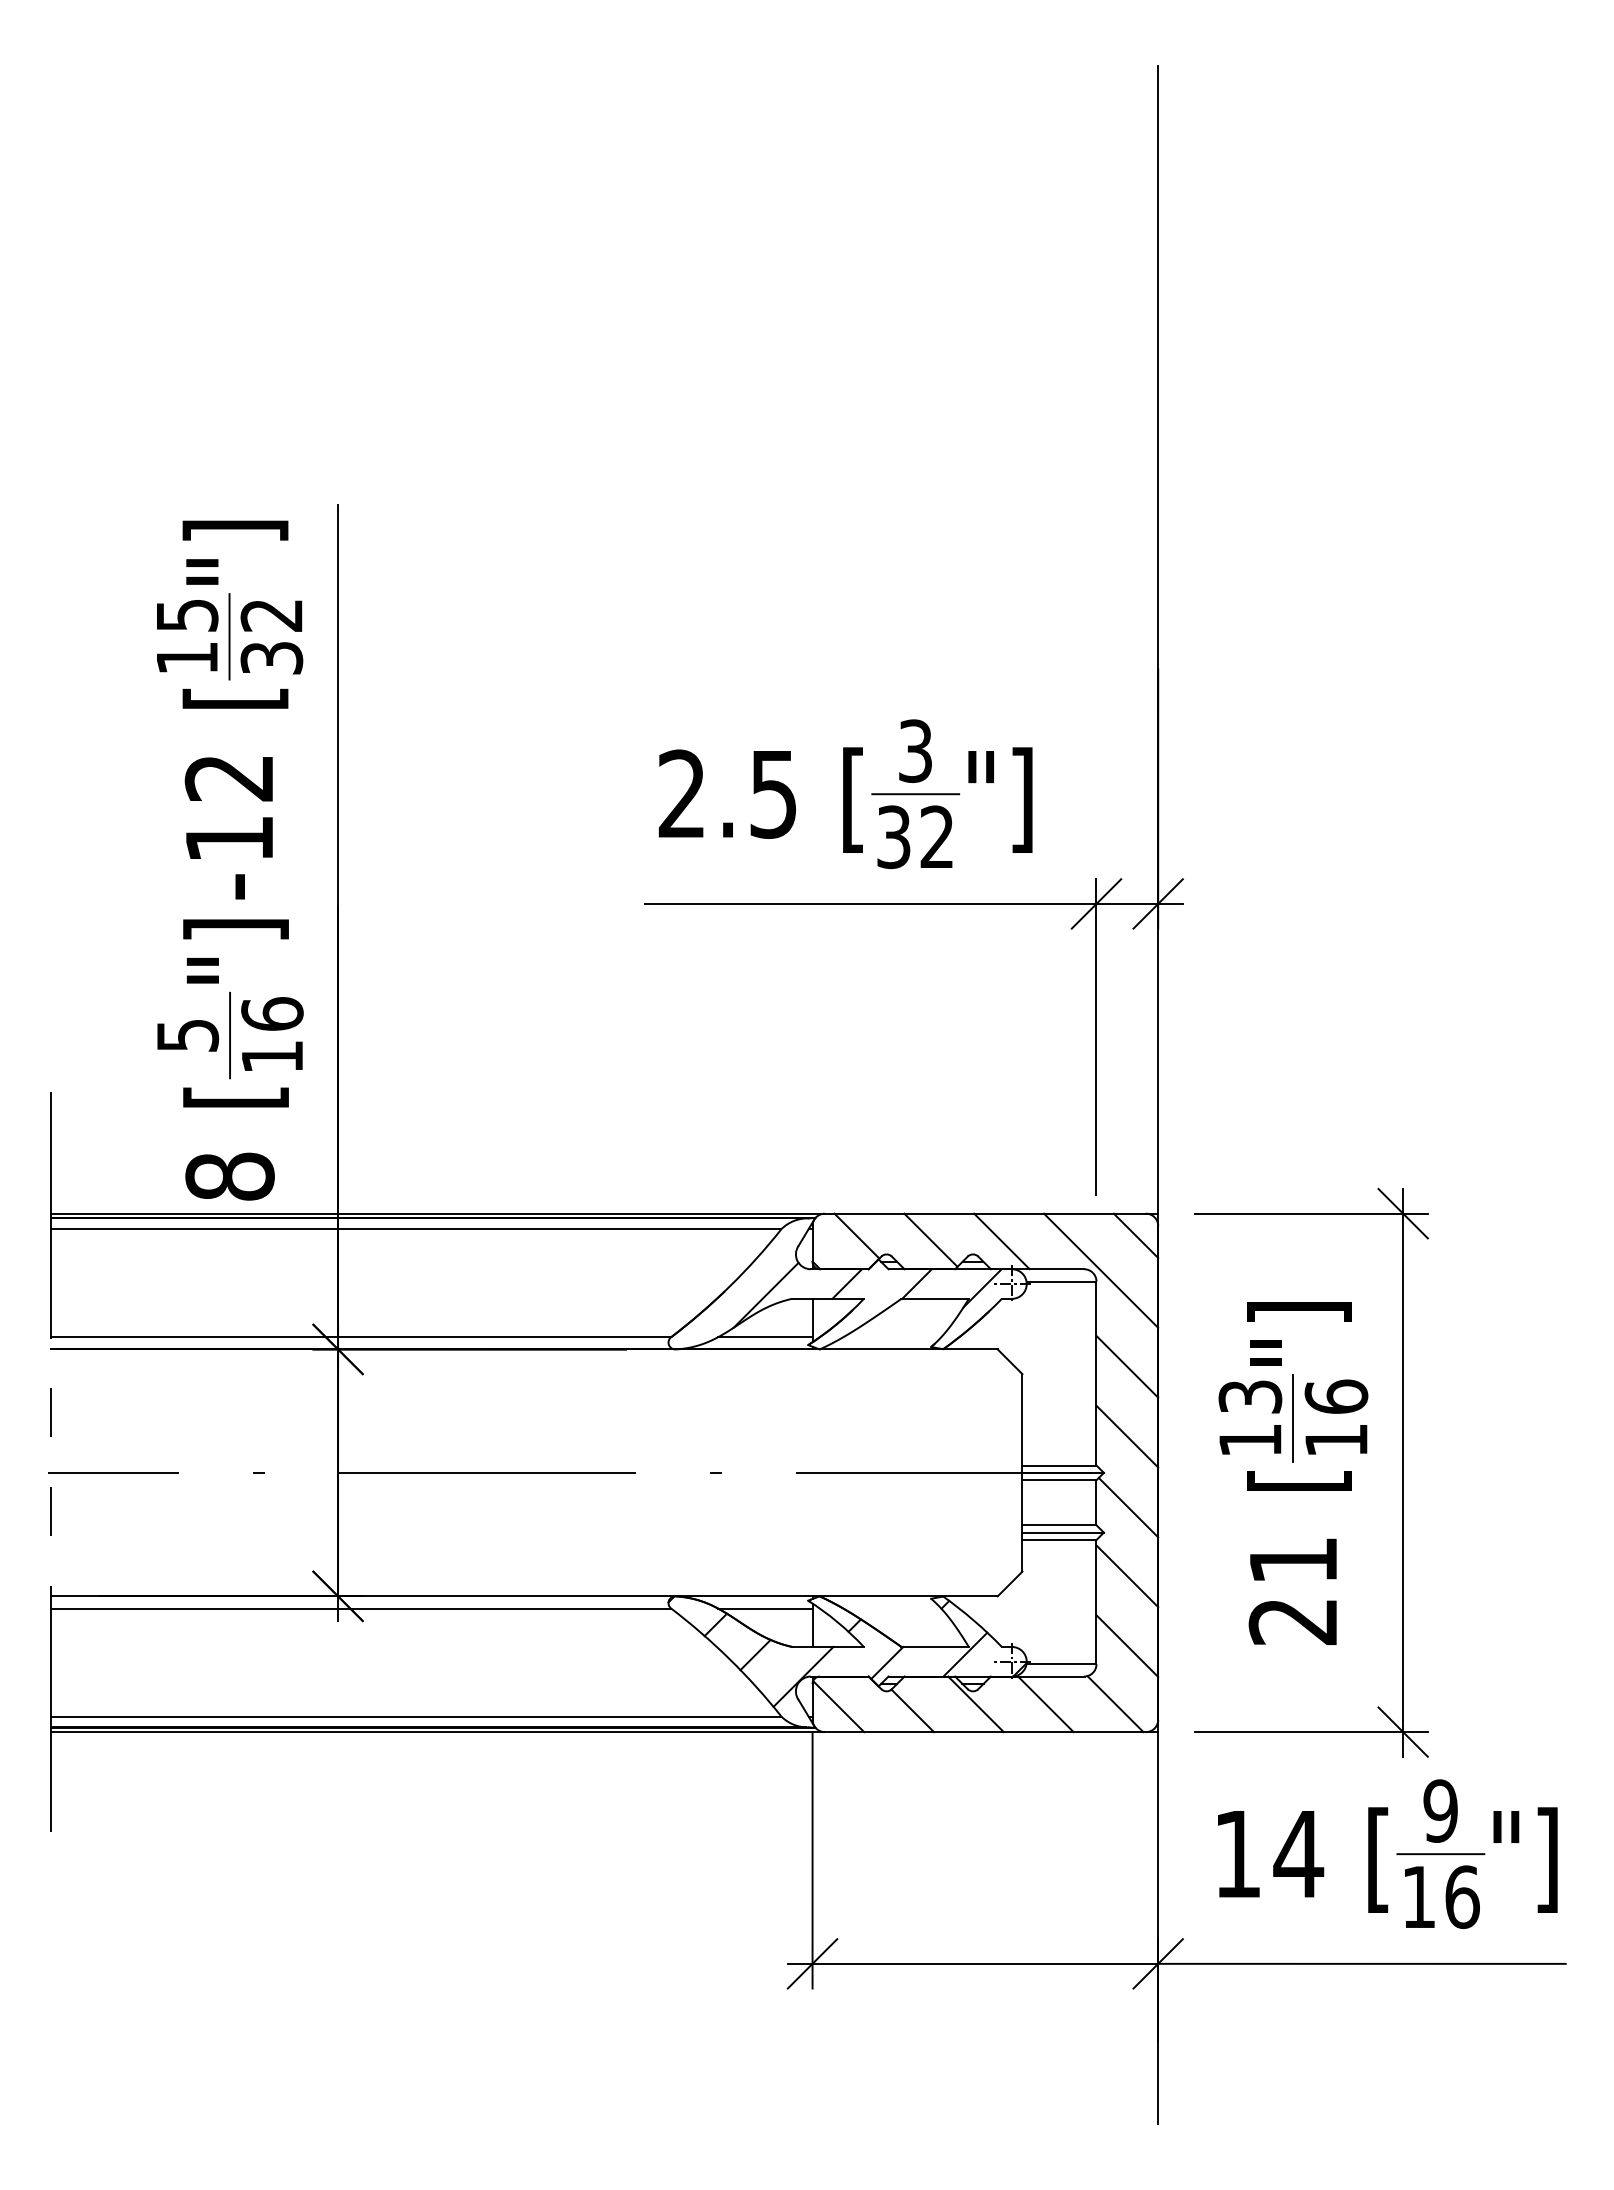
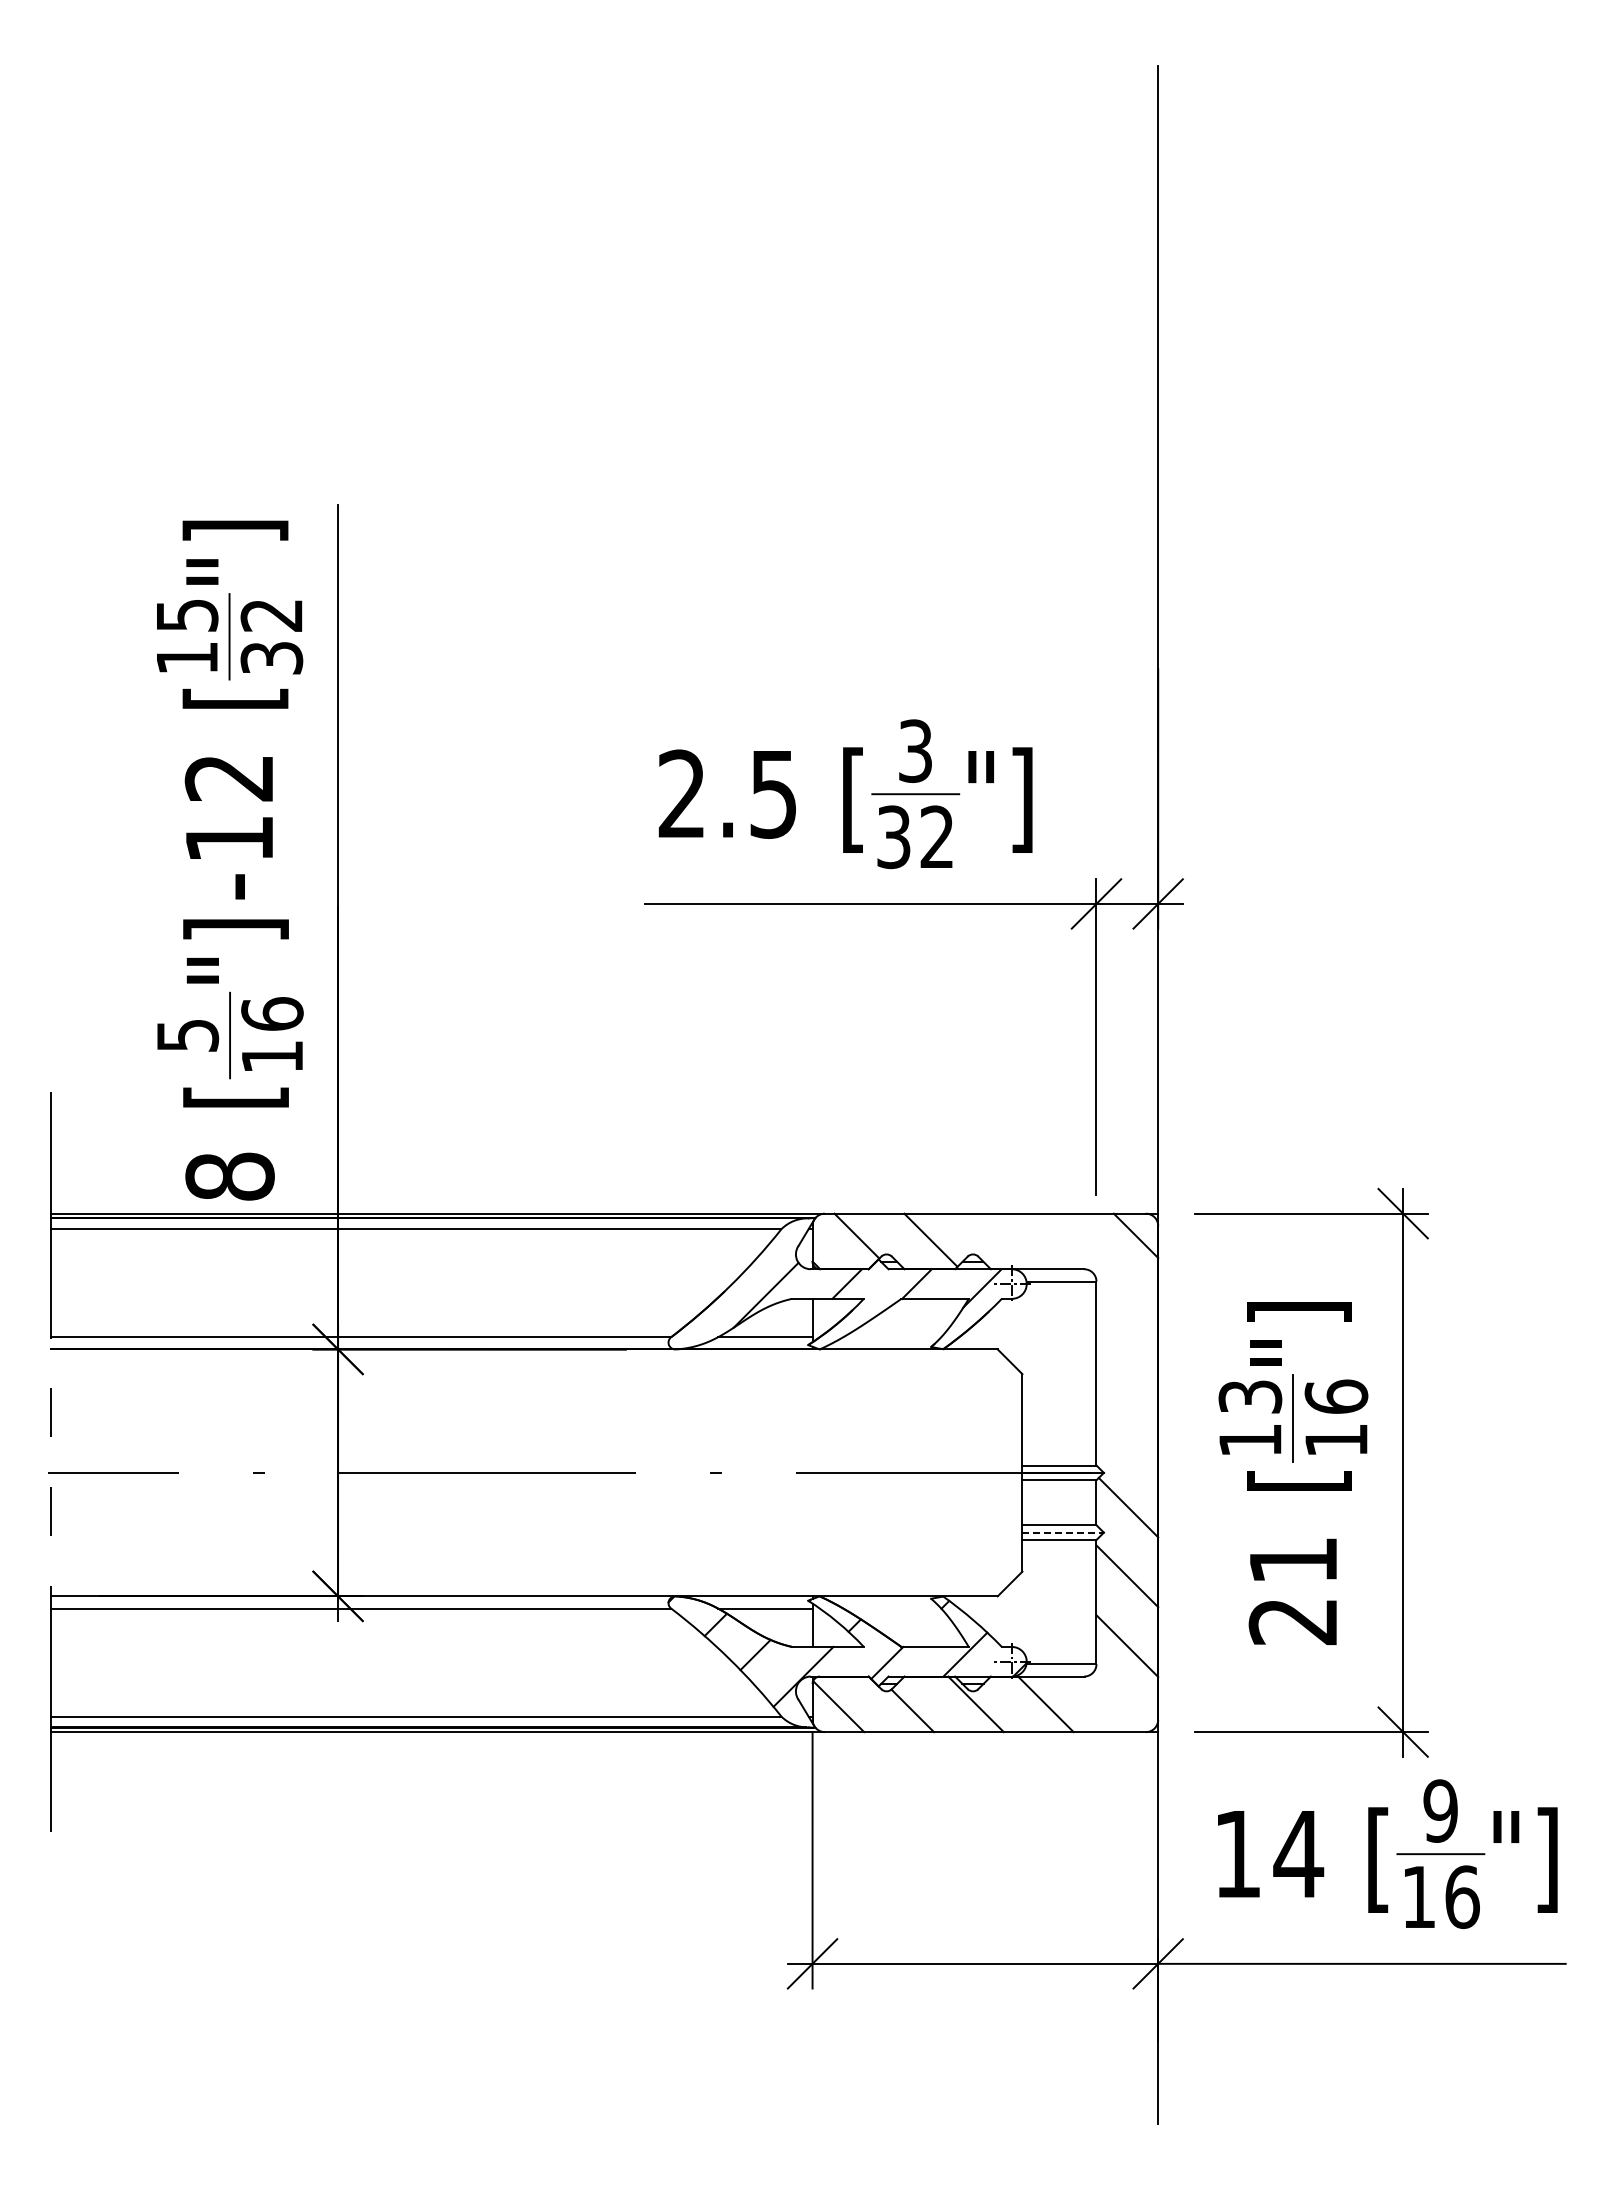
line: present -> none (1001, 1241)
line: present -> none (1101, 1270)
line: present -> none (1127, 1366)
line: present -> none (1127, 1436)
line: solid -> dashed (1063, 1532)
line: present -> none (1115, 1704)
